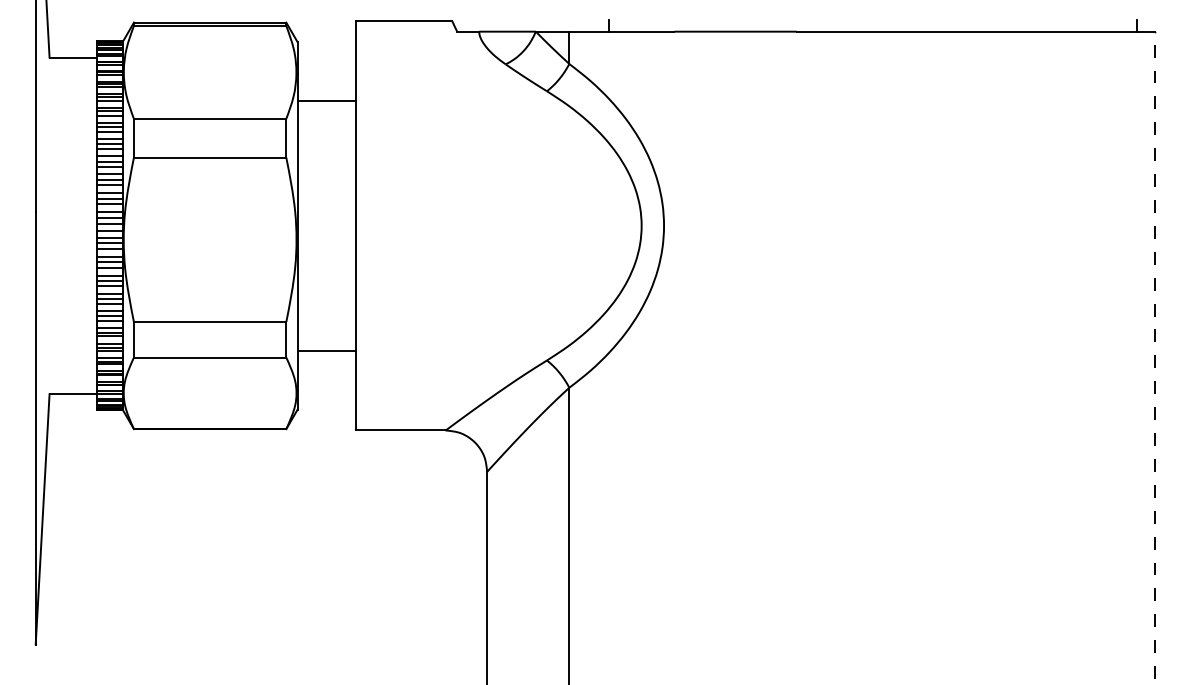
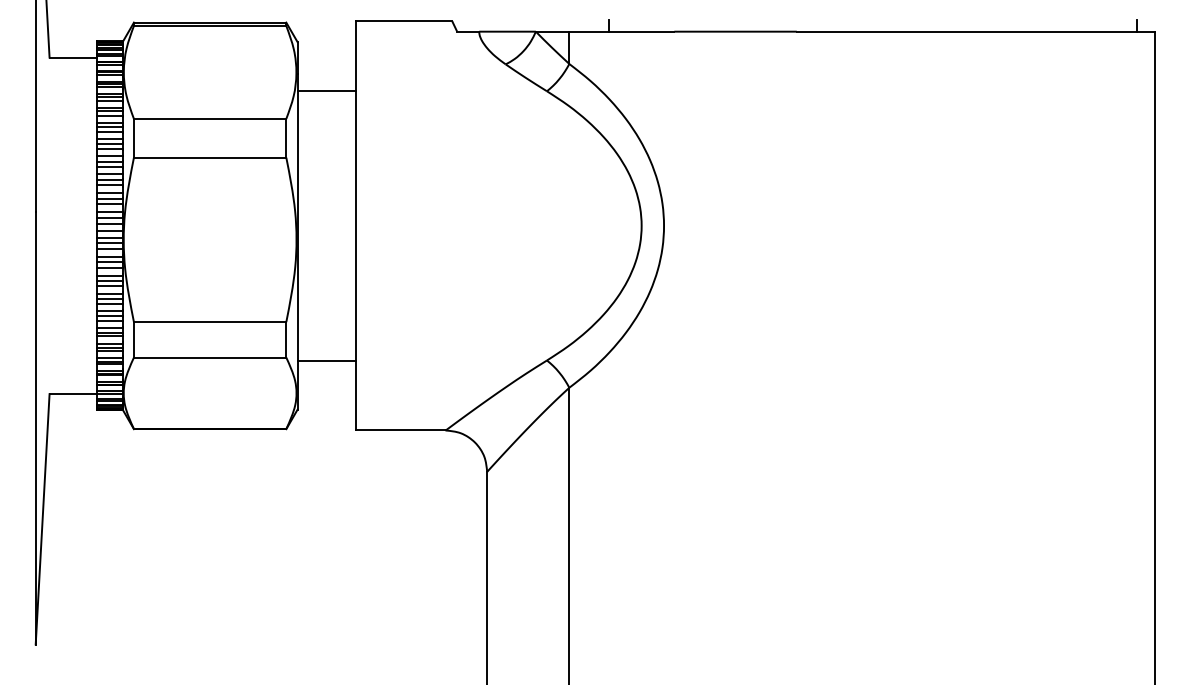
line position: (326, 101) -> (326, 91) (326, 91)
line position: (326, 350) -> (326, 360) (326, 360)
line: dashed -> solid (1155, 357)
